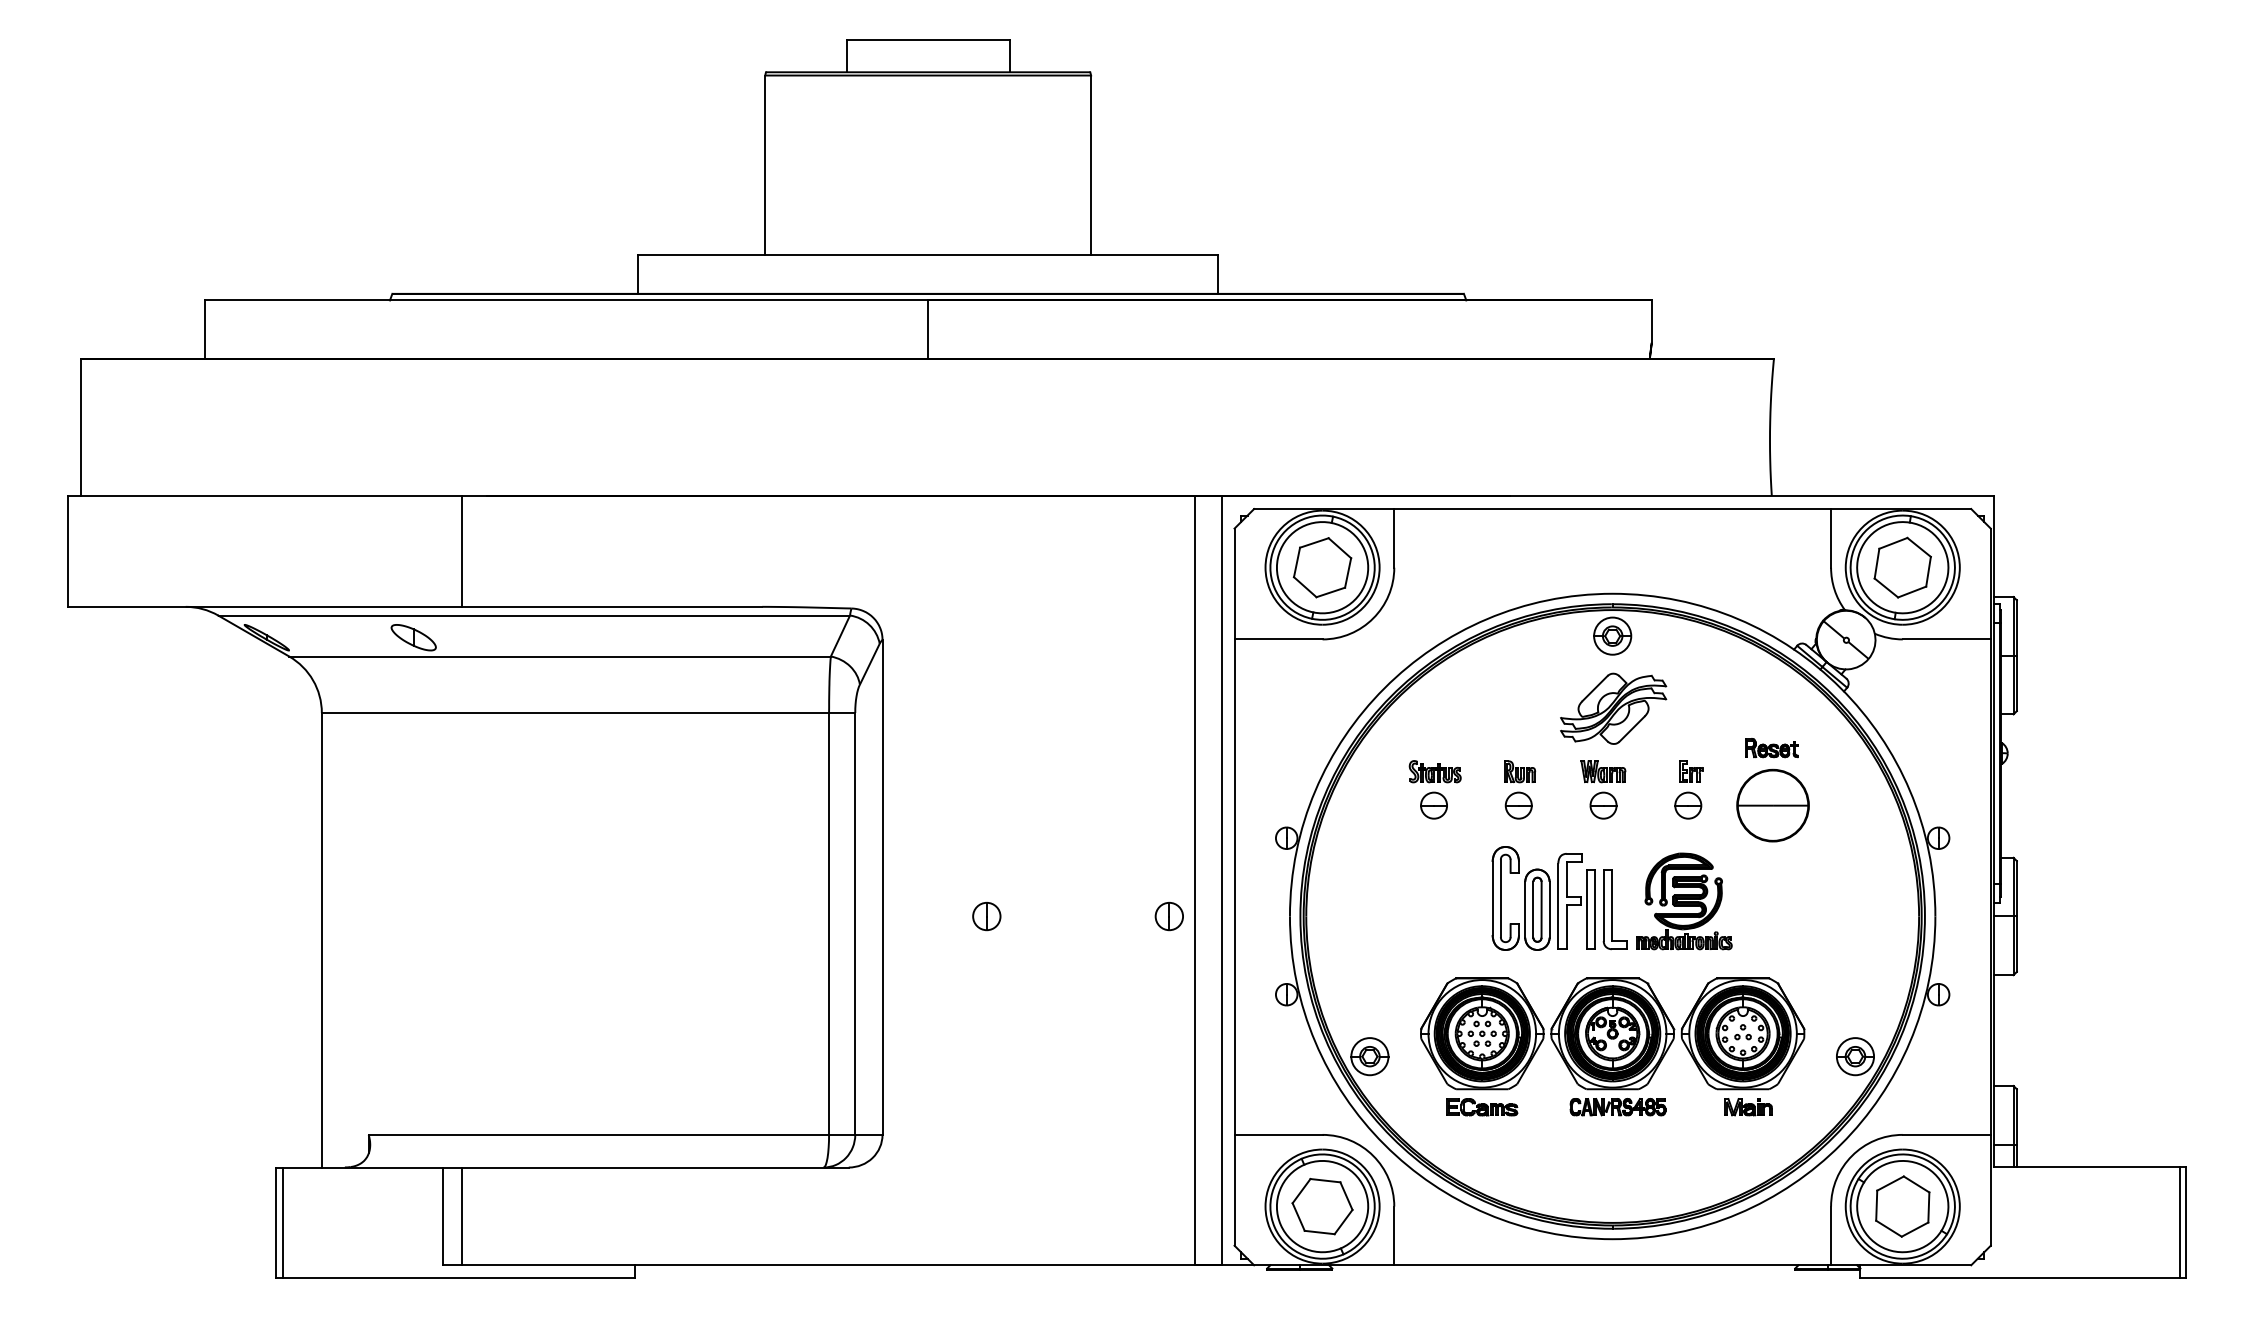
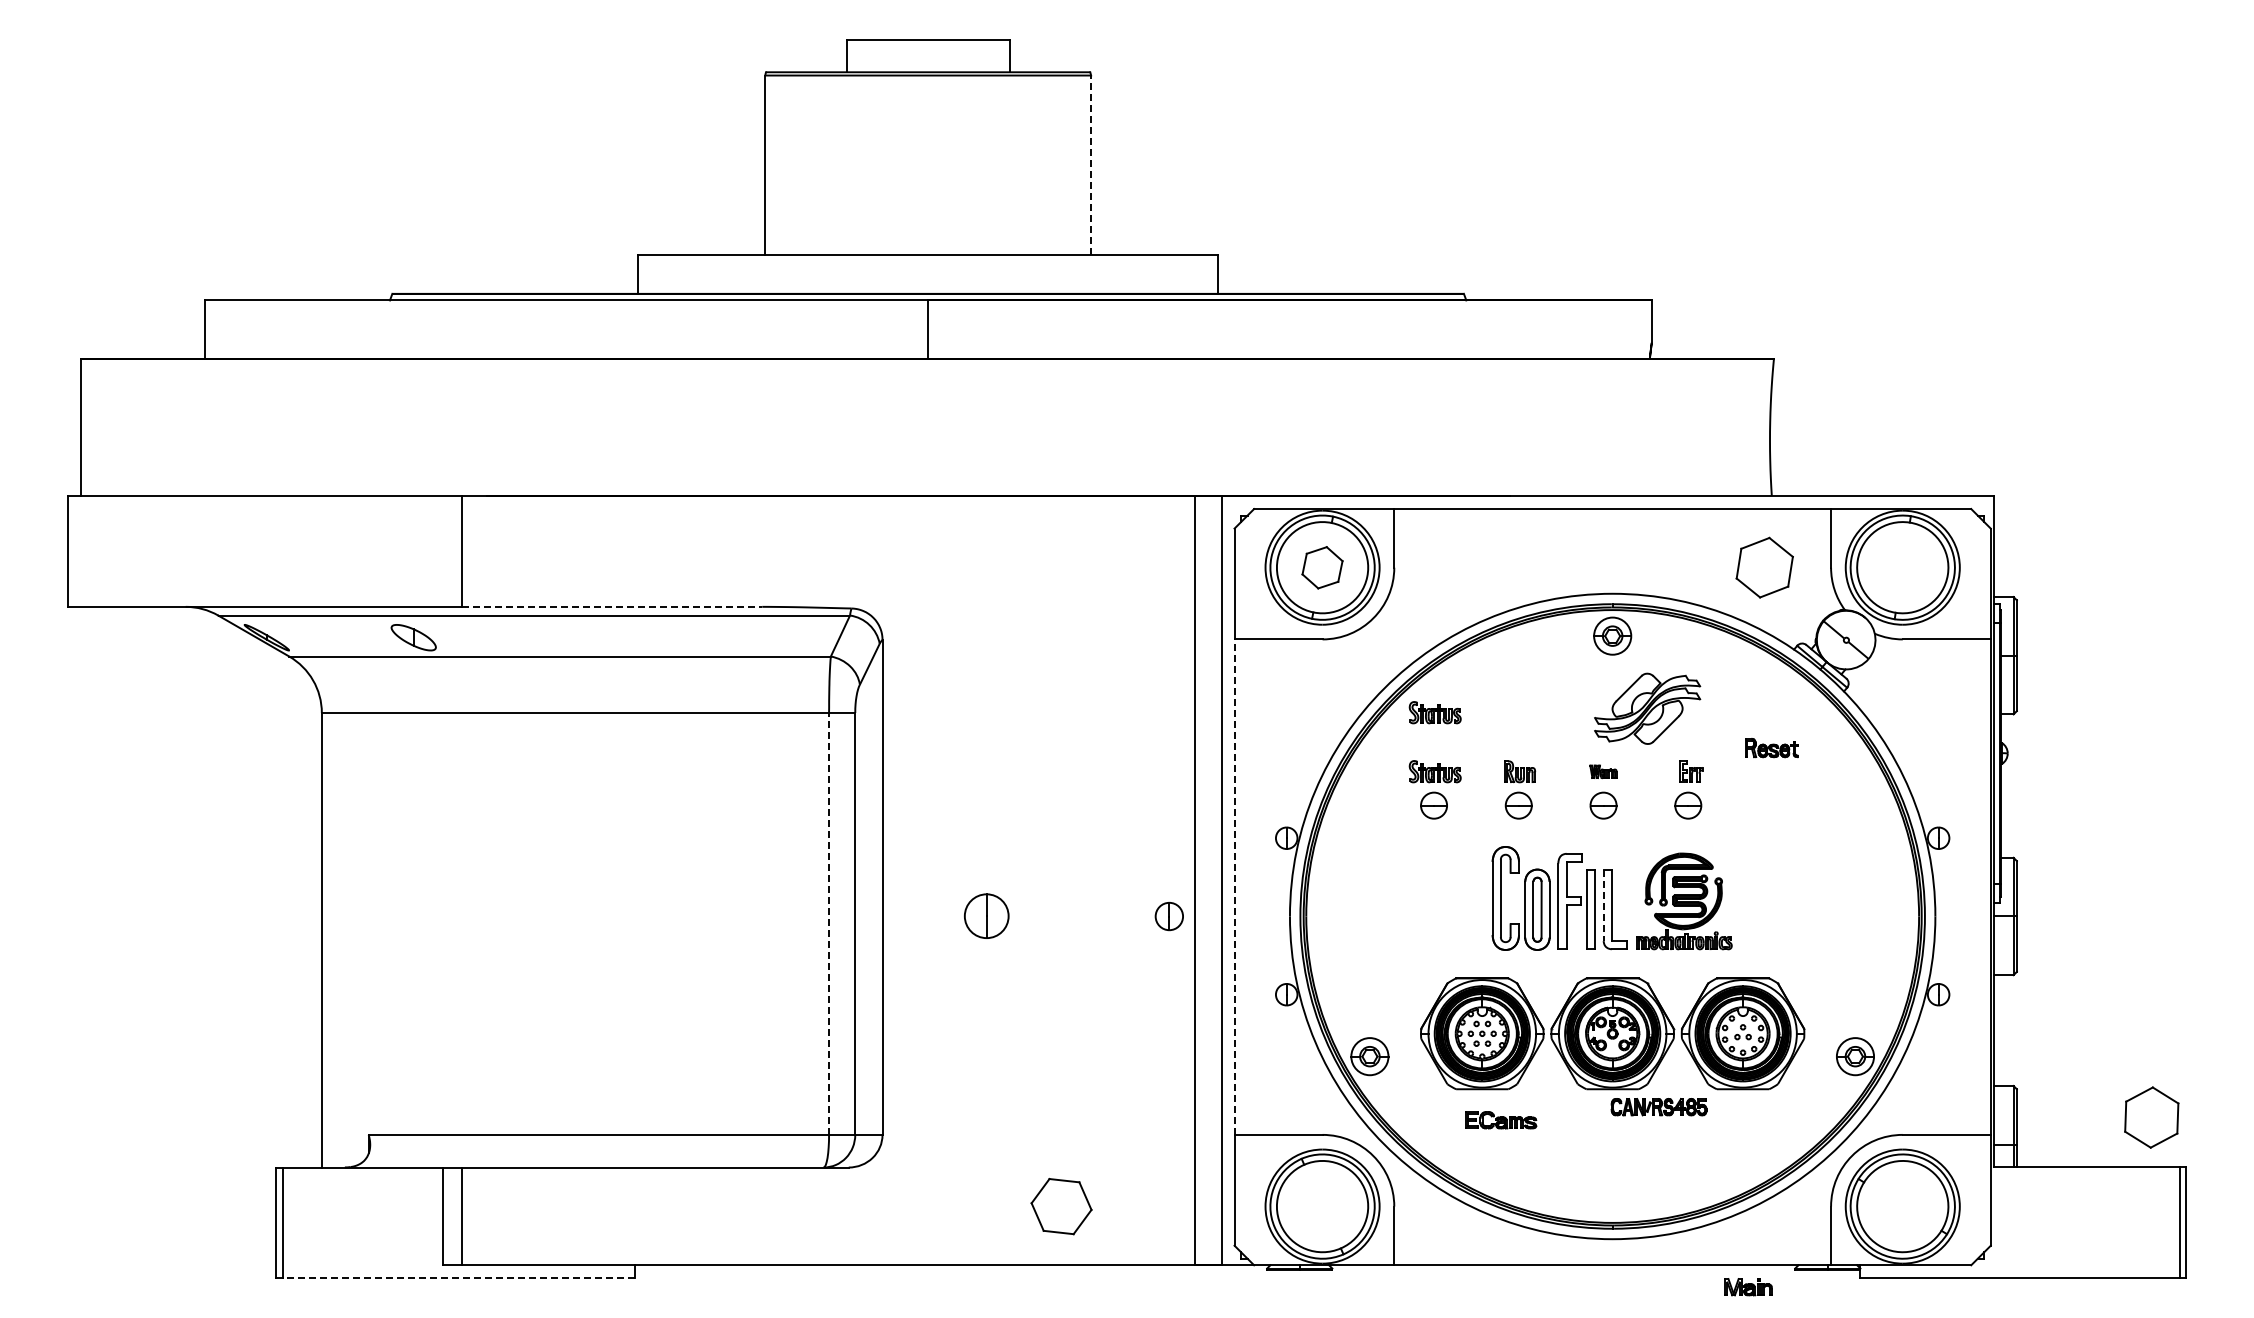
line: solid -> dashed (1091, 165)
part size: 61x62 px -> 43x44 px (1322, 567)
part position: (1902, 567) -> (1764, 567) (1764, 567)
line: solid -> dashed (612, 606)
part position: (1613, 708) -> (1647, 708) (1647, 708)
part: none -> present (1434, 712)
part size: 47x24 px -> 29x16 px (1603, 771)
part: present -> none (1772, 805)
line: solid -> dashed (1234, 887)
line: solid -> dashed (1603, 906)
part size: 30x30 px -> 46x46 px (986, 915)
line: solid -> dashed (829, 923)
part position: (1482, 1107) -> (1501, 1120) (1501, 1120)
part position: (1617, 1107) -> (1658, 1107) (1658, 1107)
part position: (1748, 1107) -> (1748, 1287) (1748, 1287)
part position: (1322, 1206) -> (1061, 1206) (1061, 1206)
part position: (1902, 1206) -> (2151, 1117) (2151, 1117)
line: solid -> dashed (458, 1278)
